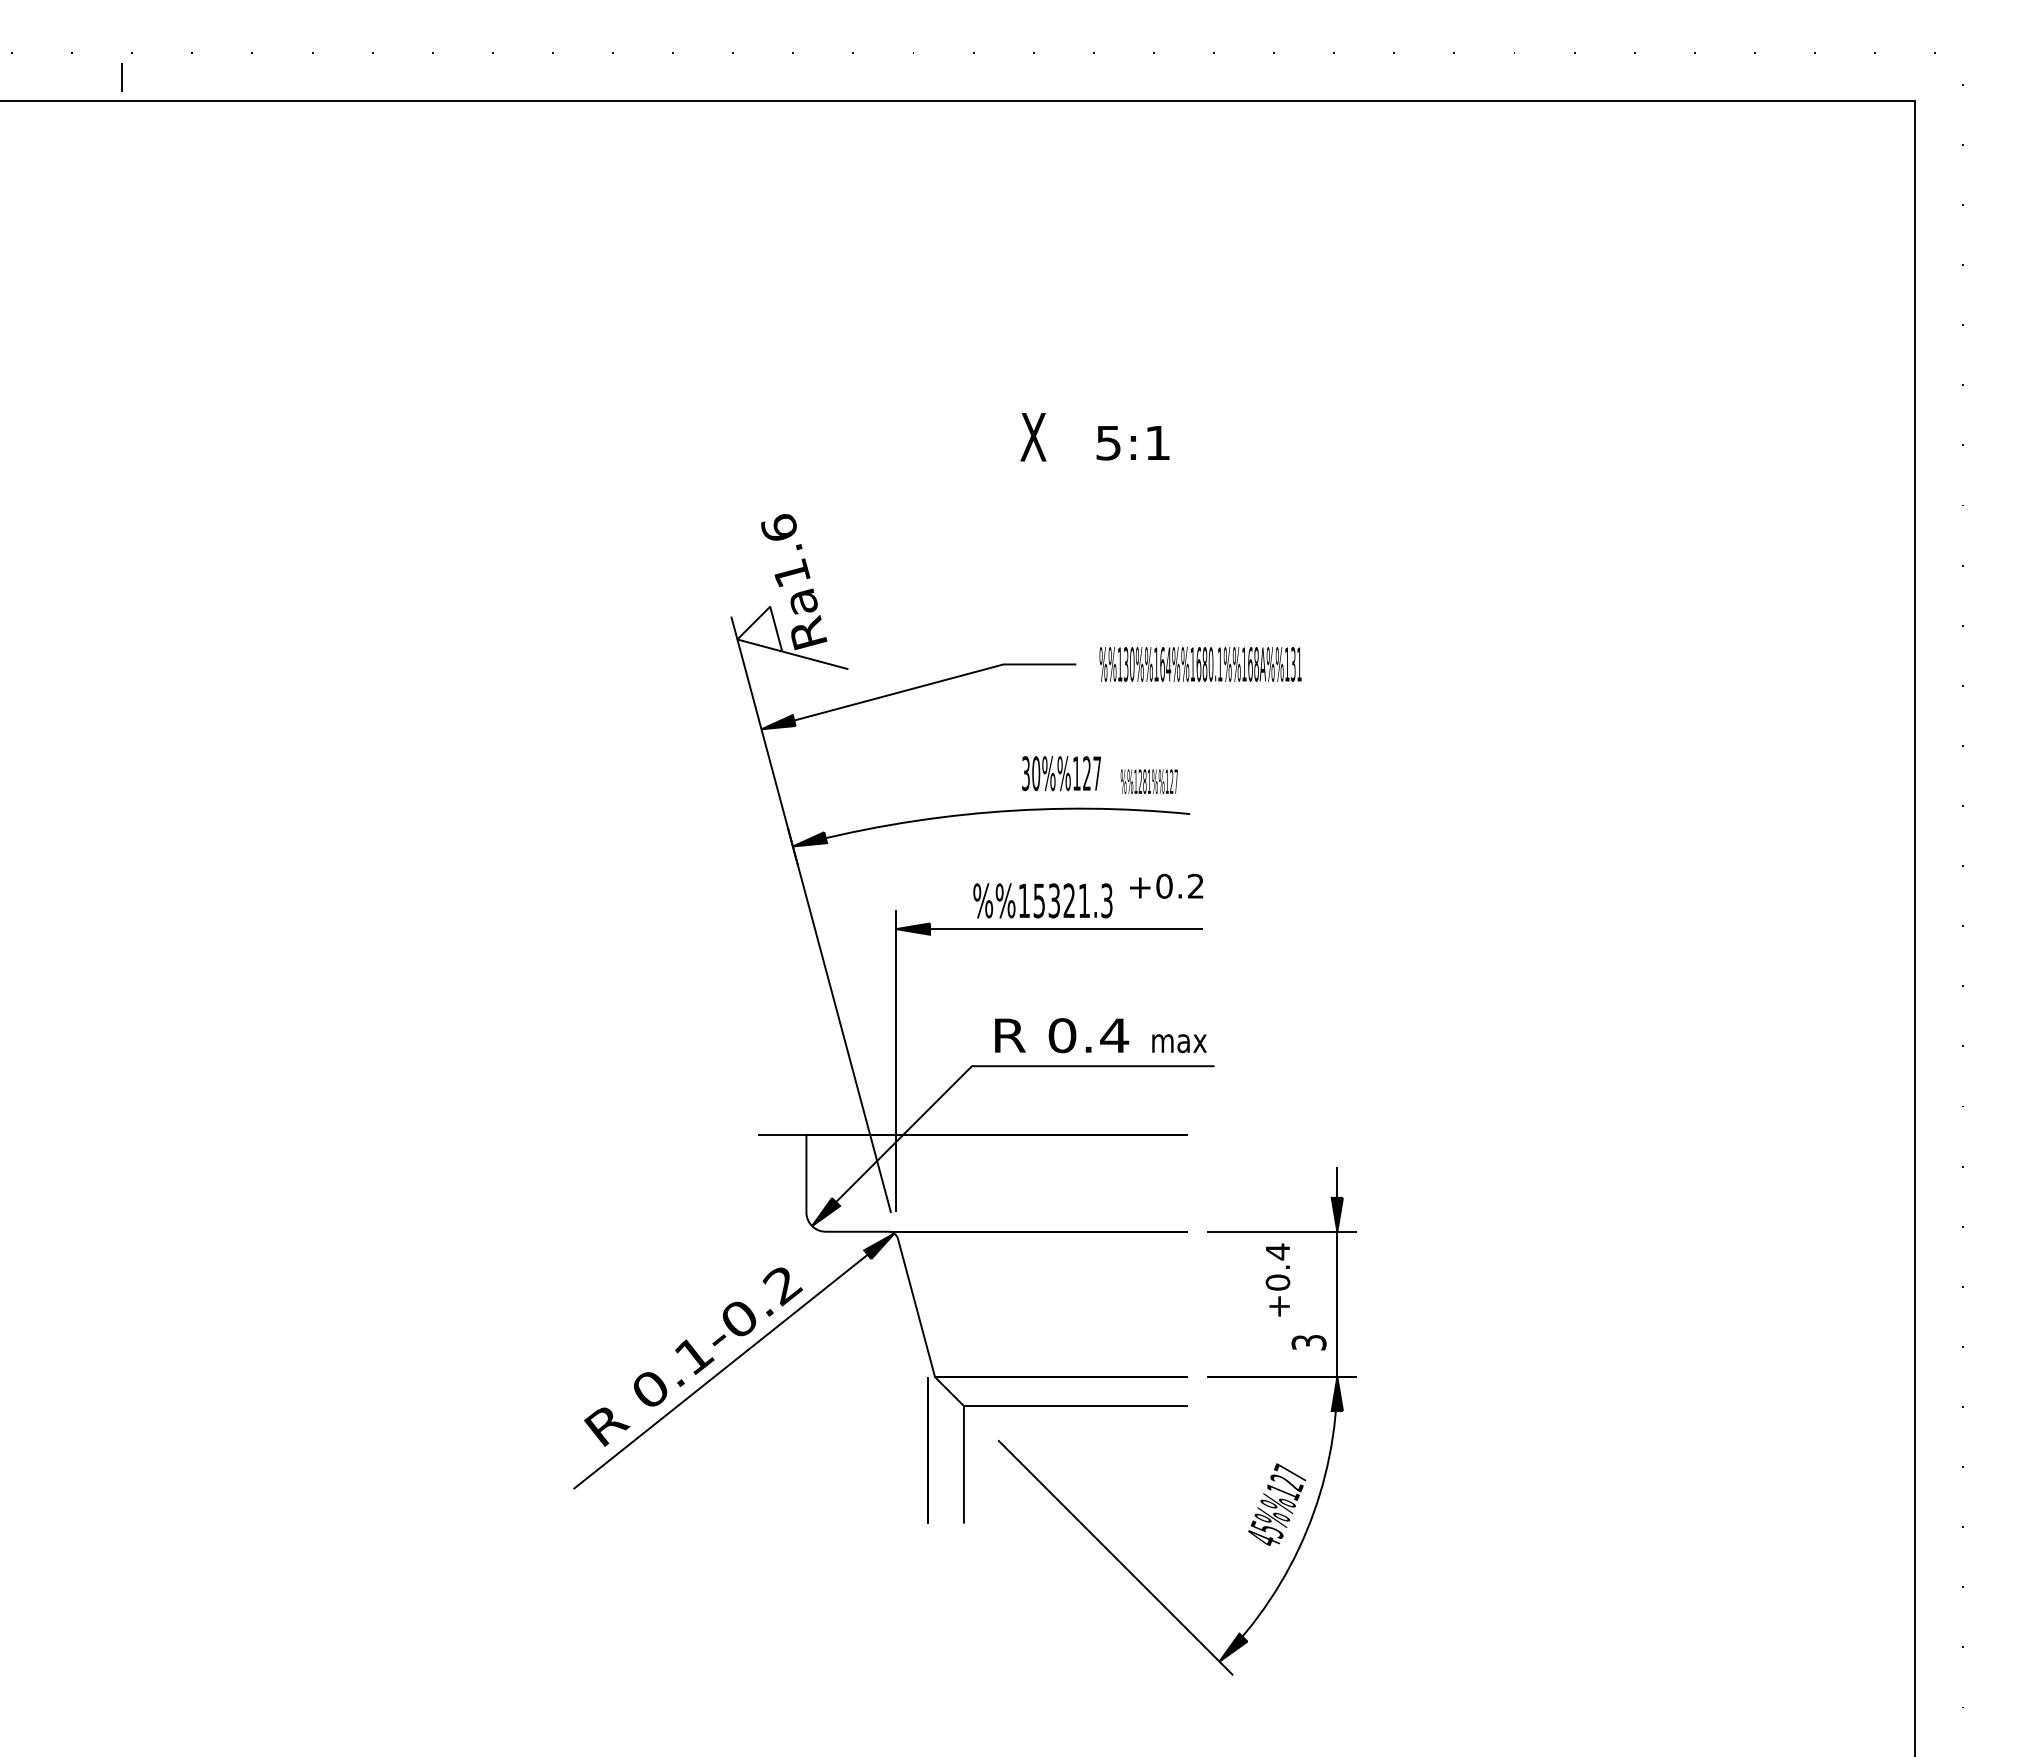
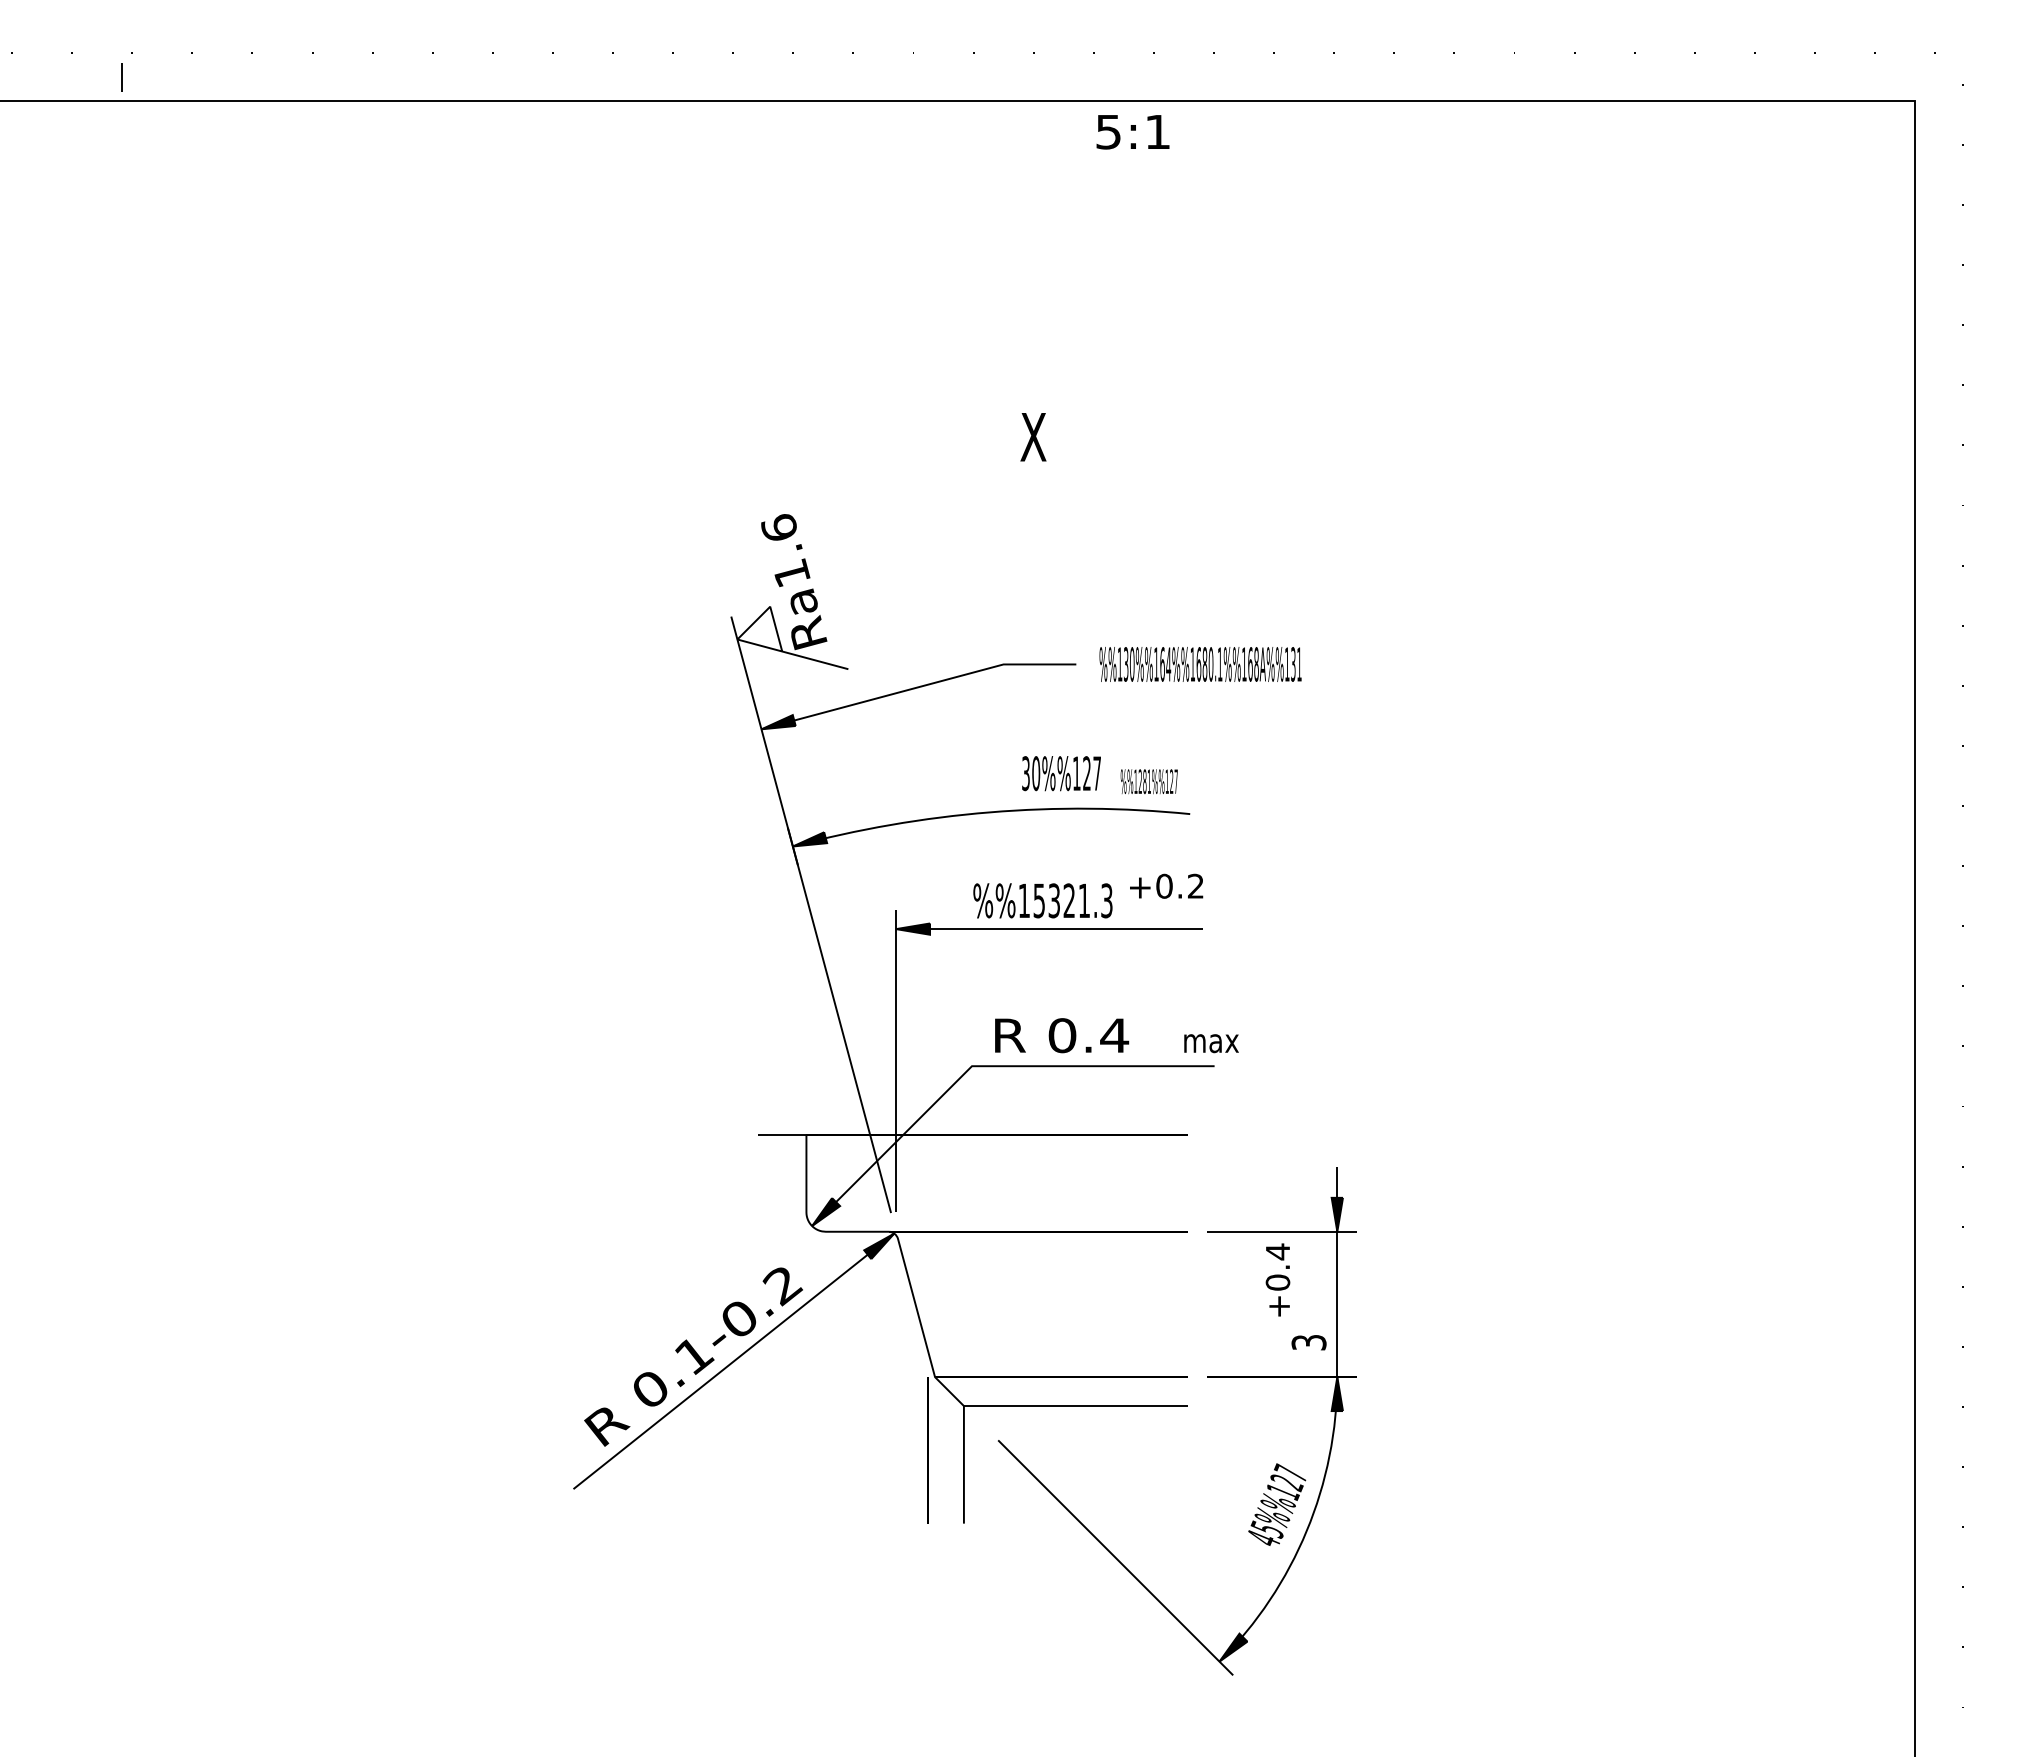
text position: (1132, 443) -> (1132, 132) (1132, 132)
text position: (1179, 1043) -> (1211, 1043) (1211, 1043)
